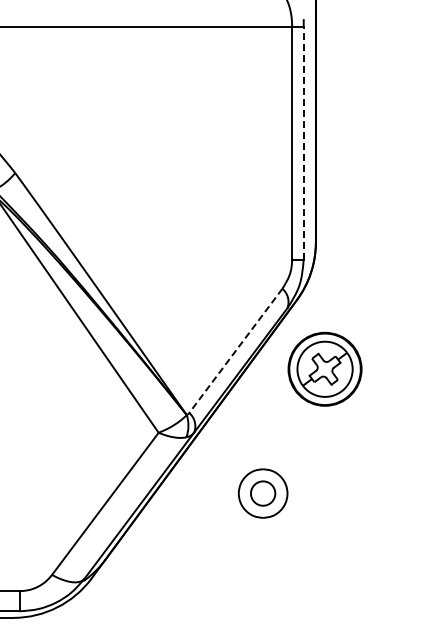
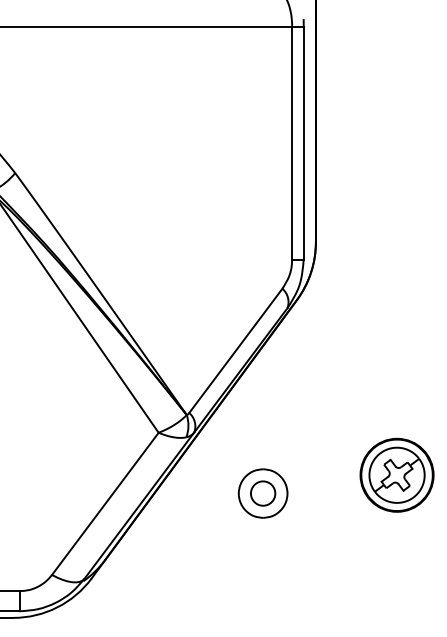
line: dashed -> solid (303, 142)
line: dashed -> solid (235, 350)
part position: (324, 368) -> (396, 474) (396, 474)
